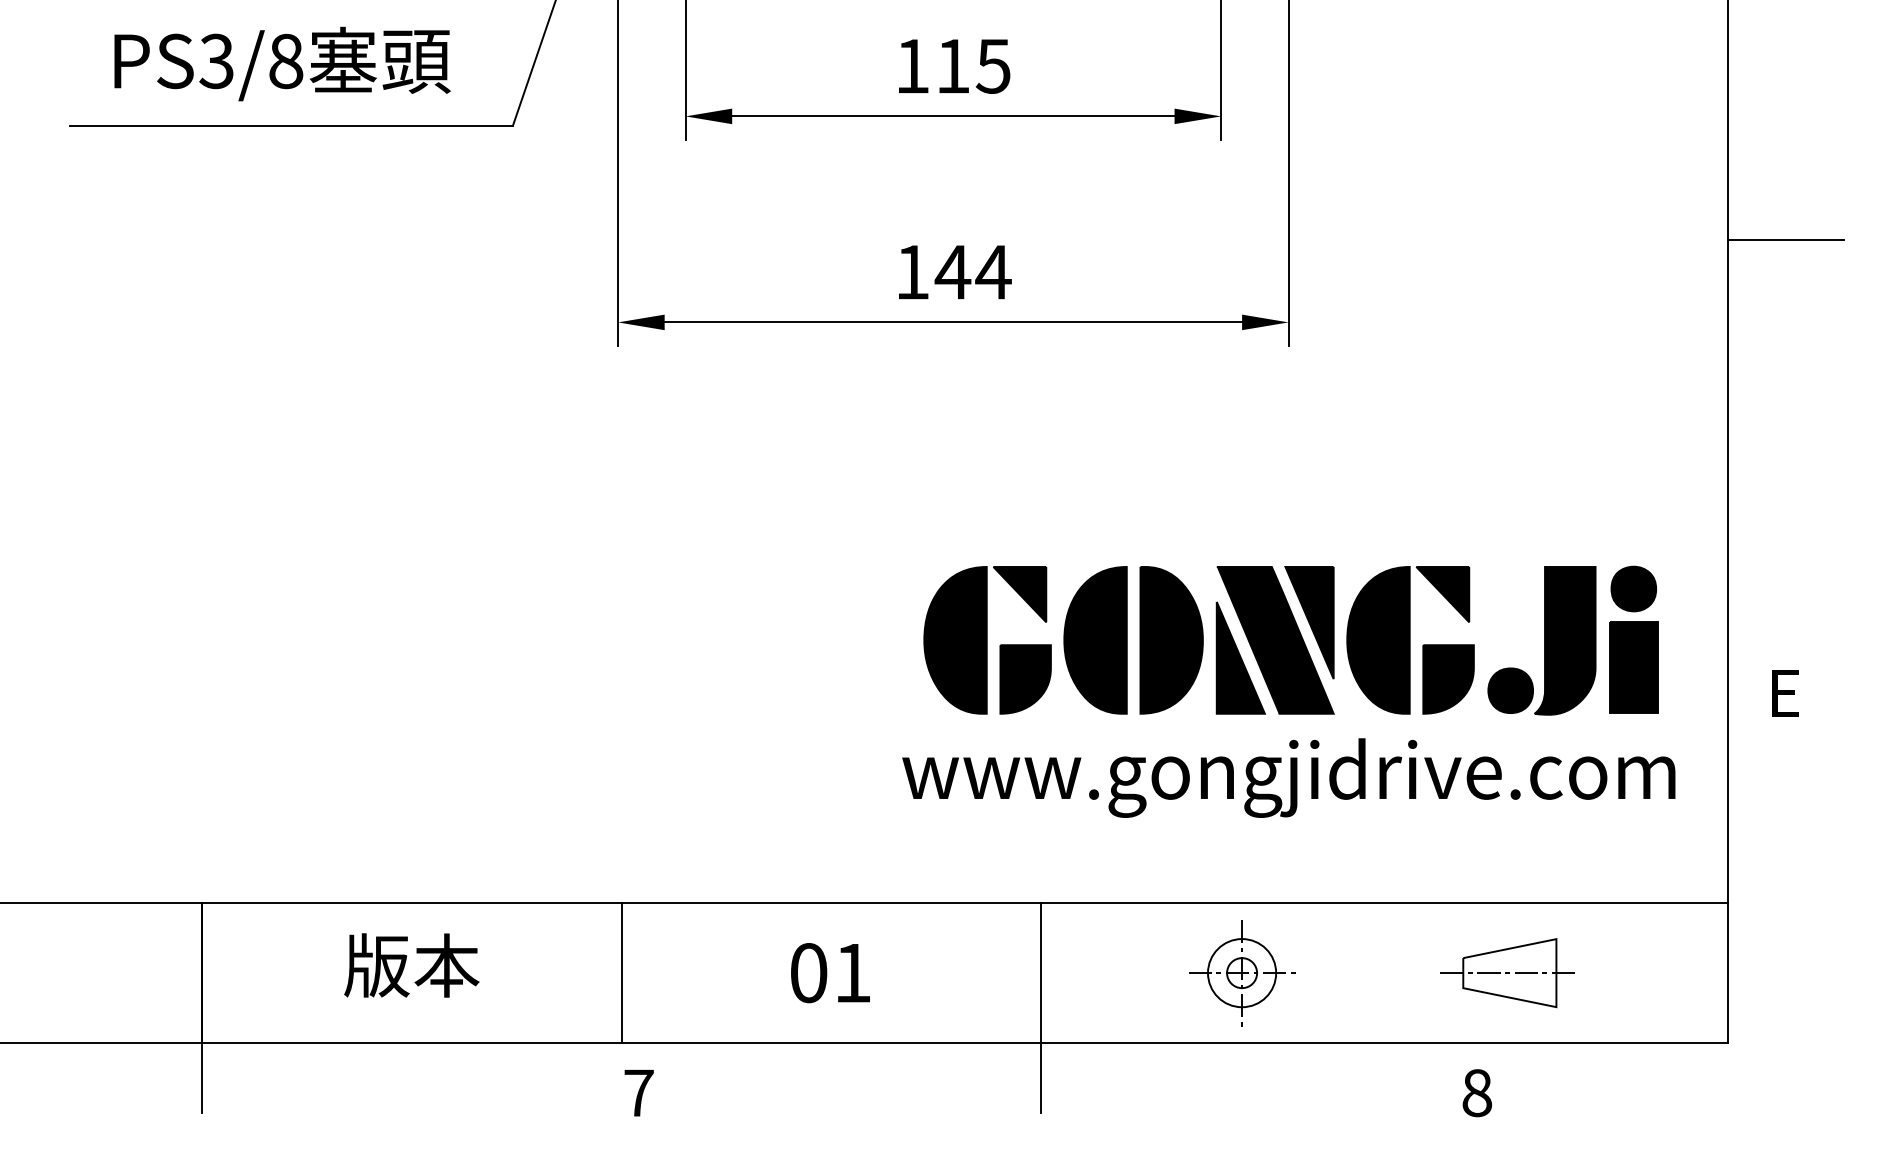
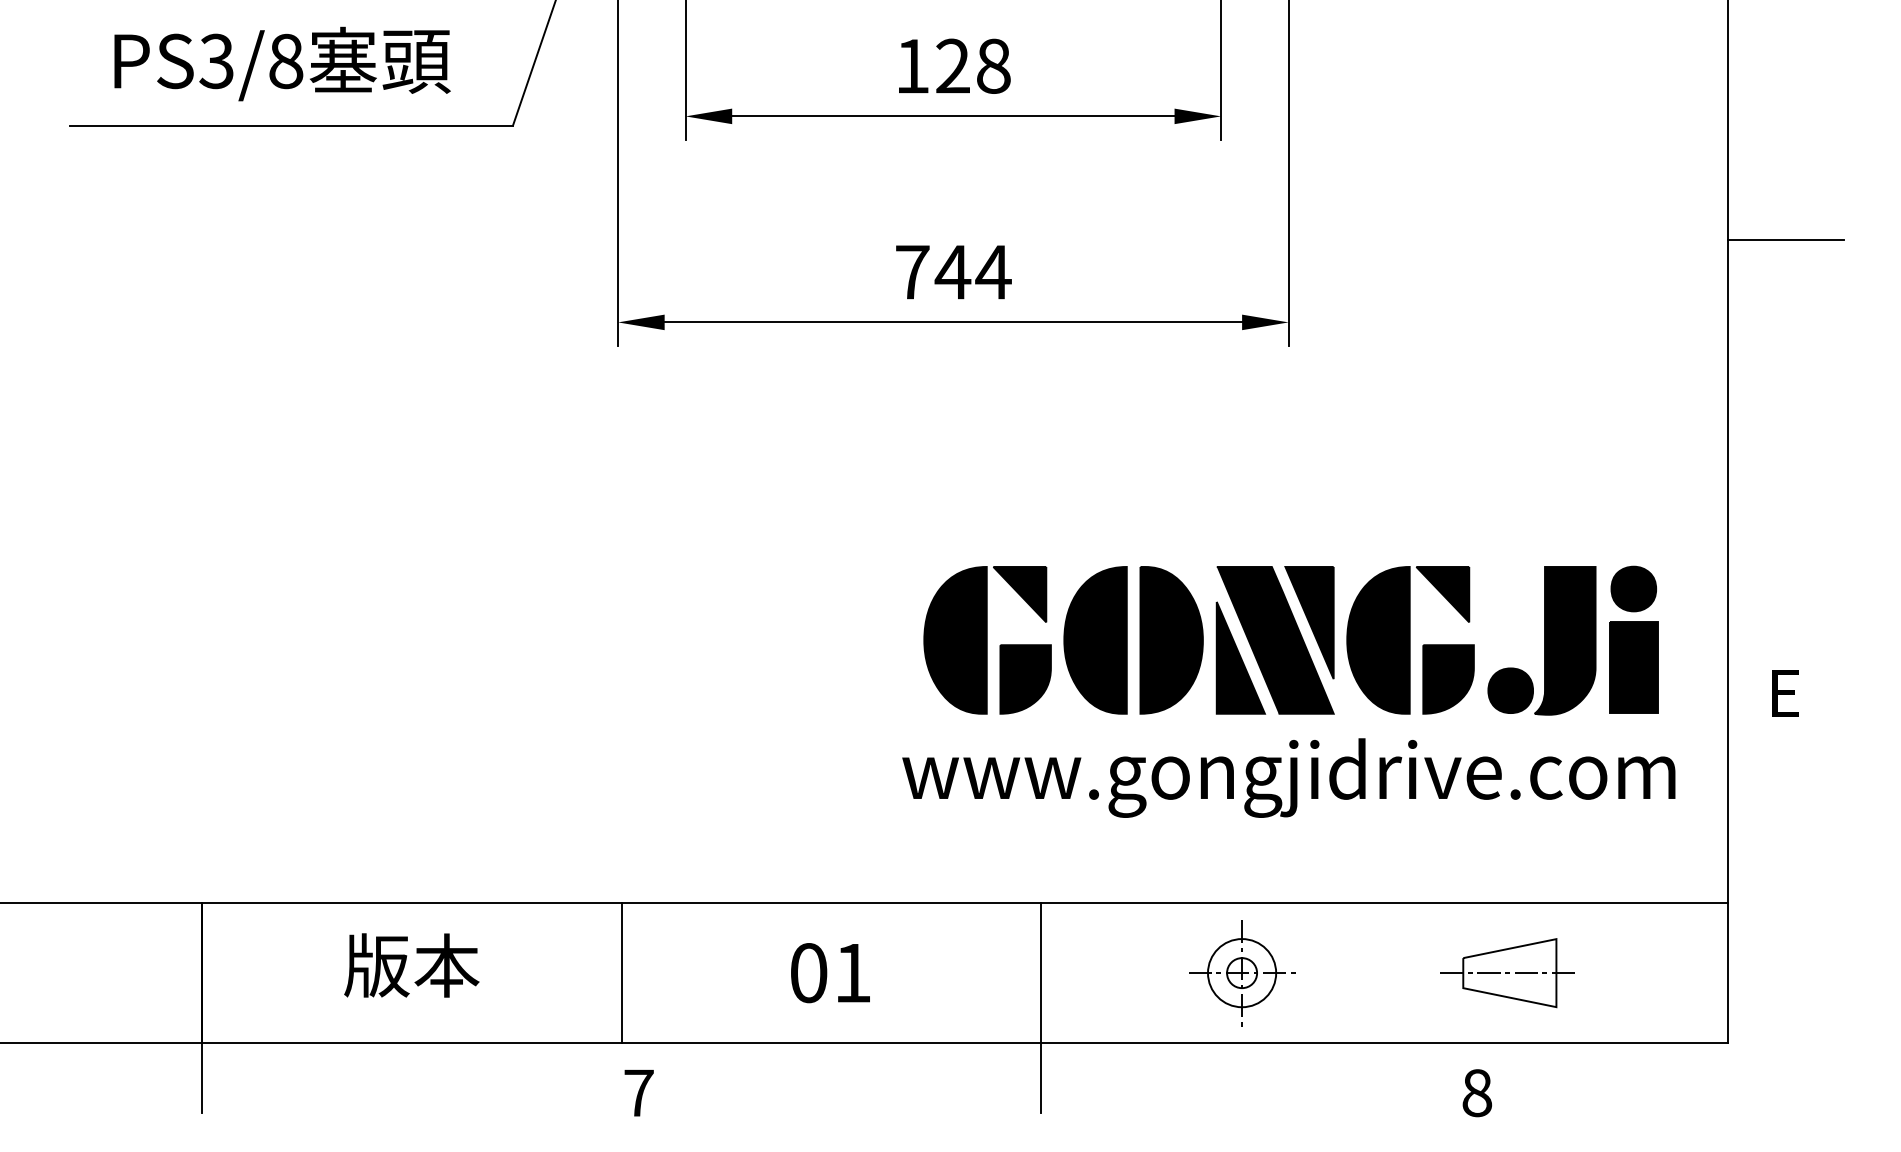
text: 115 -> 128 (973, 65)
text: 144 -> 744 (912, 272)
